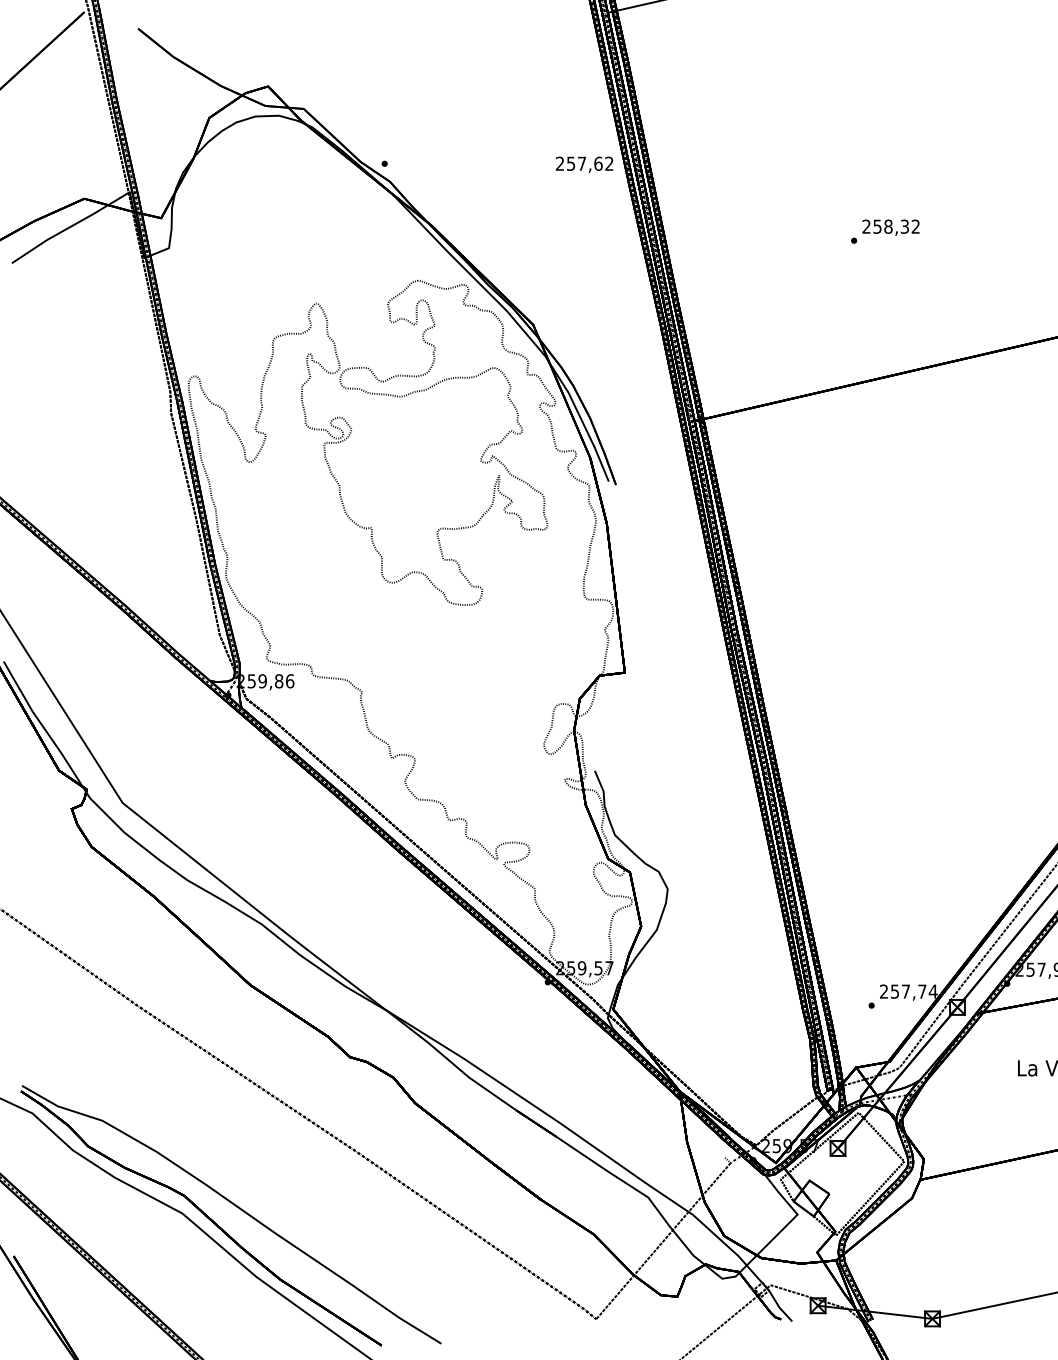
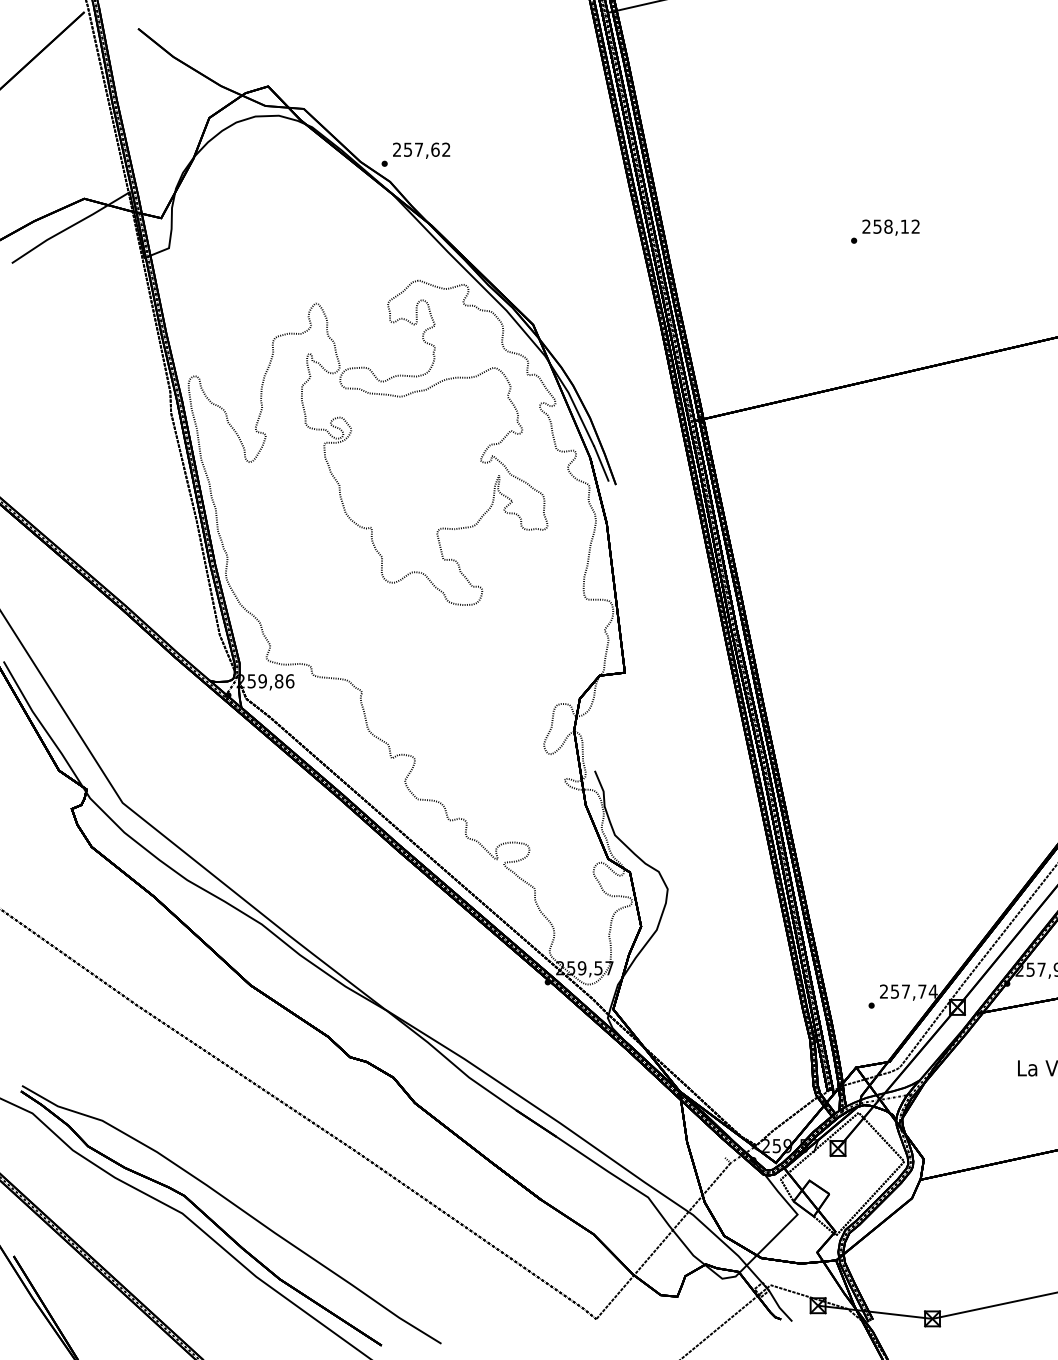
text position: (584, 164) -> (421, 150) (421, 150)
text: 258,32 -> 258,12 (904, 226)
